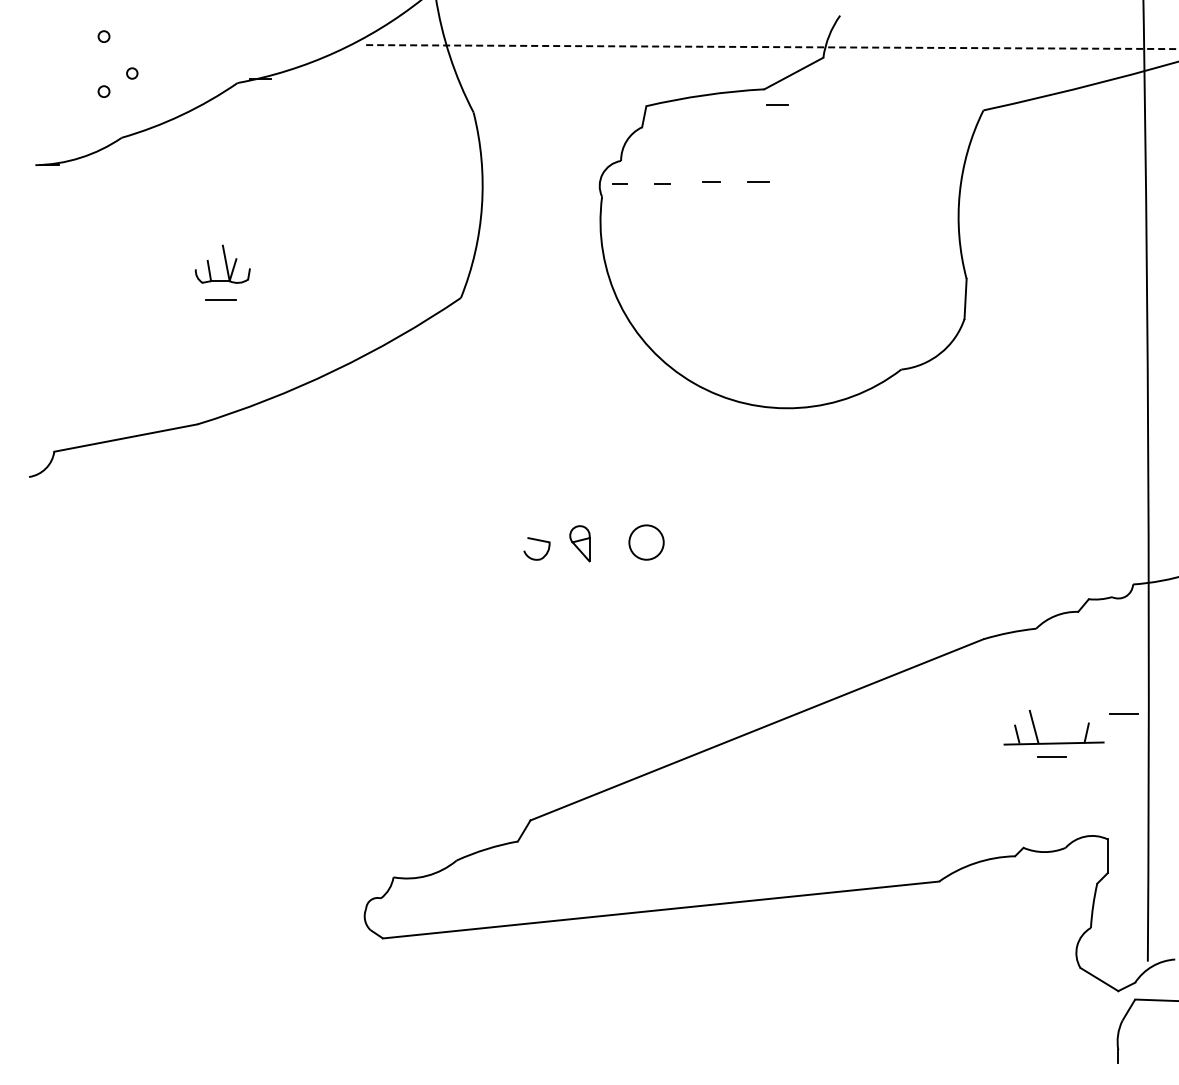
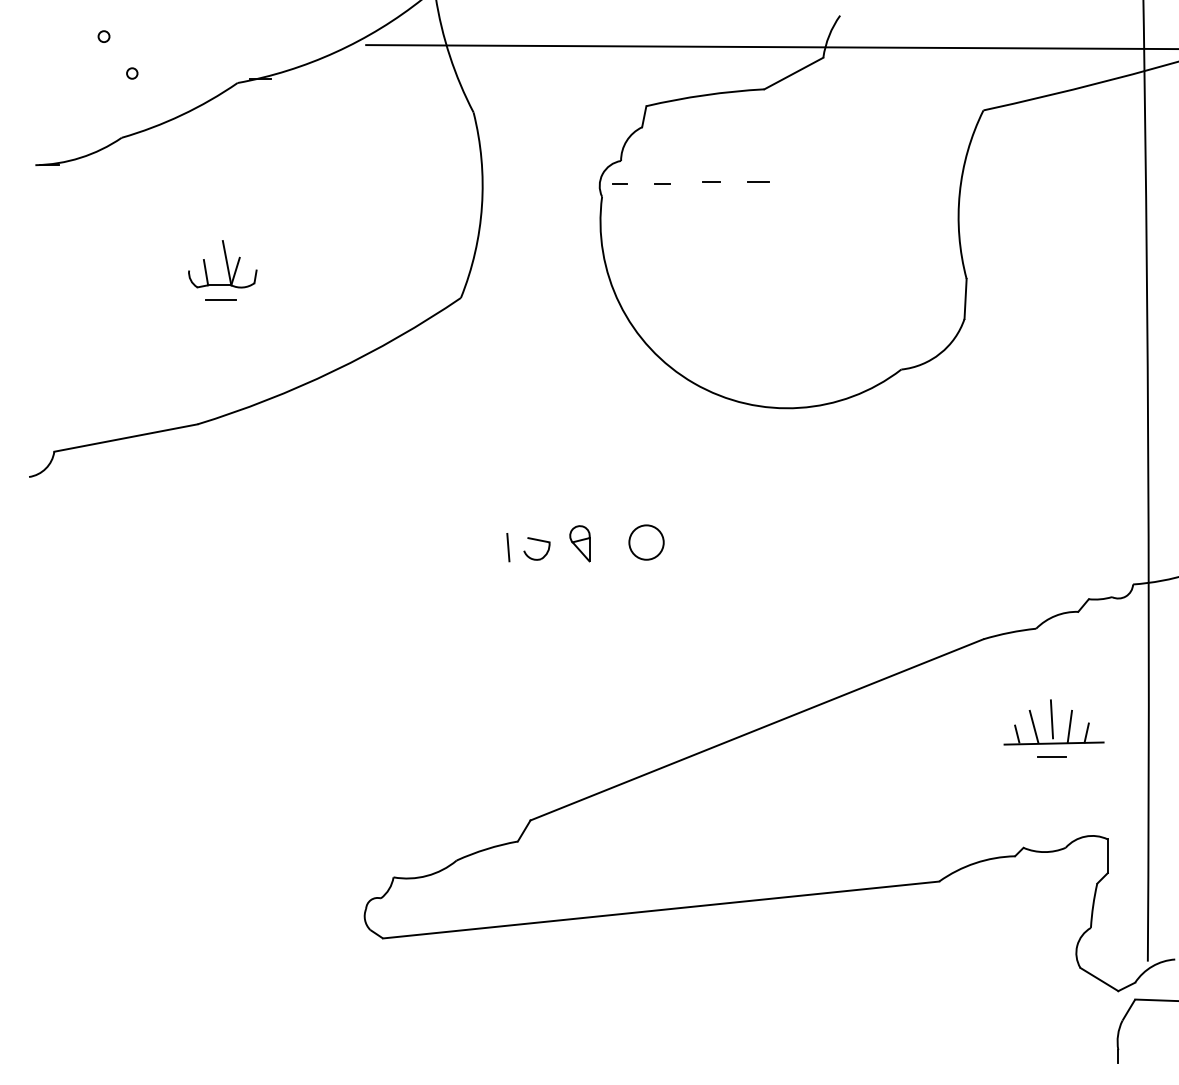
line: dashed -> solid (772, 47)
circle: present -> none (103, 91)
line: present -> none (777, 104)
part size: 57x40 px -> 70x49 px (222, 264)
line: none -> present (508, 547)
line: present -> none (1123, 713)
line: none -> present (1051, 719)
line: none -> present (1069, 726)
